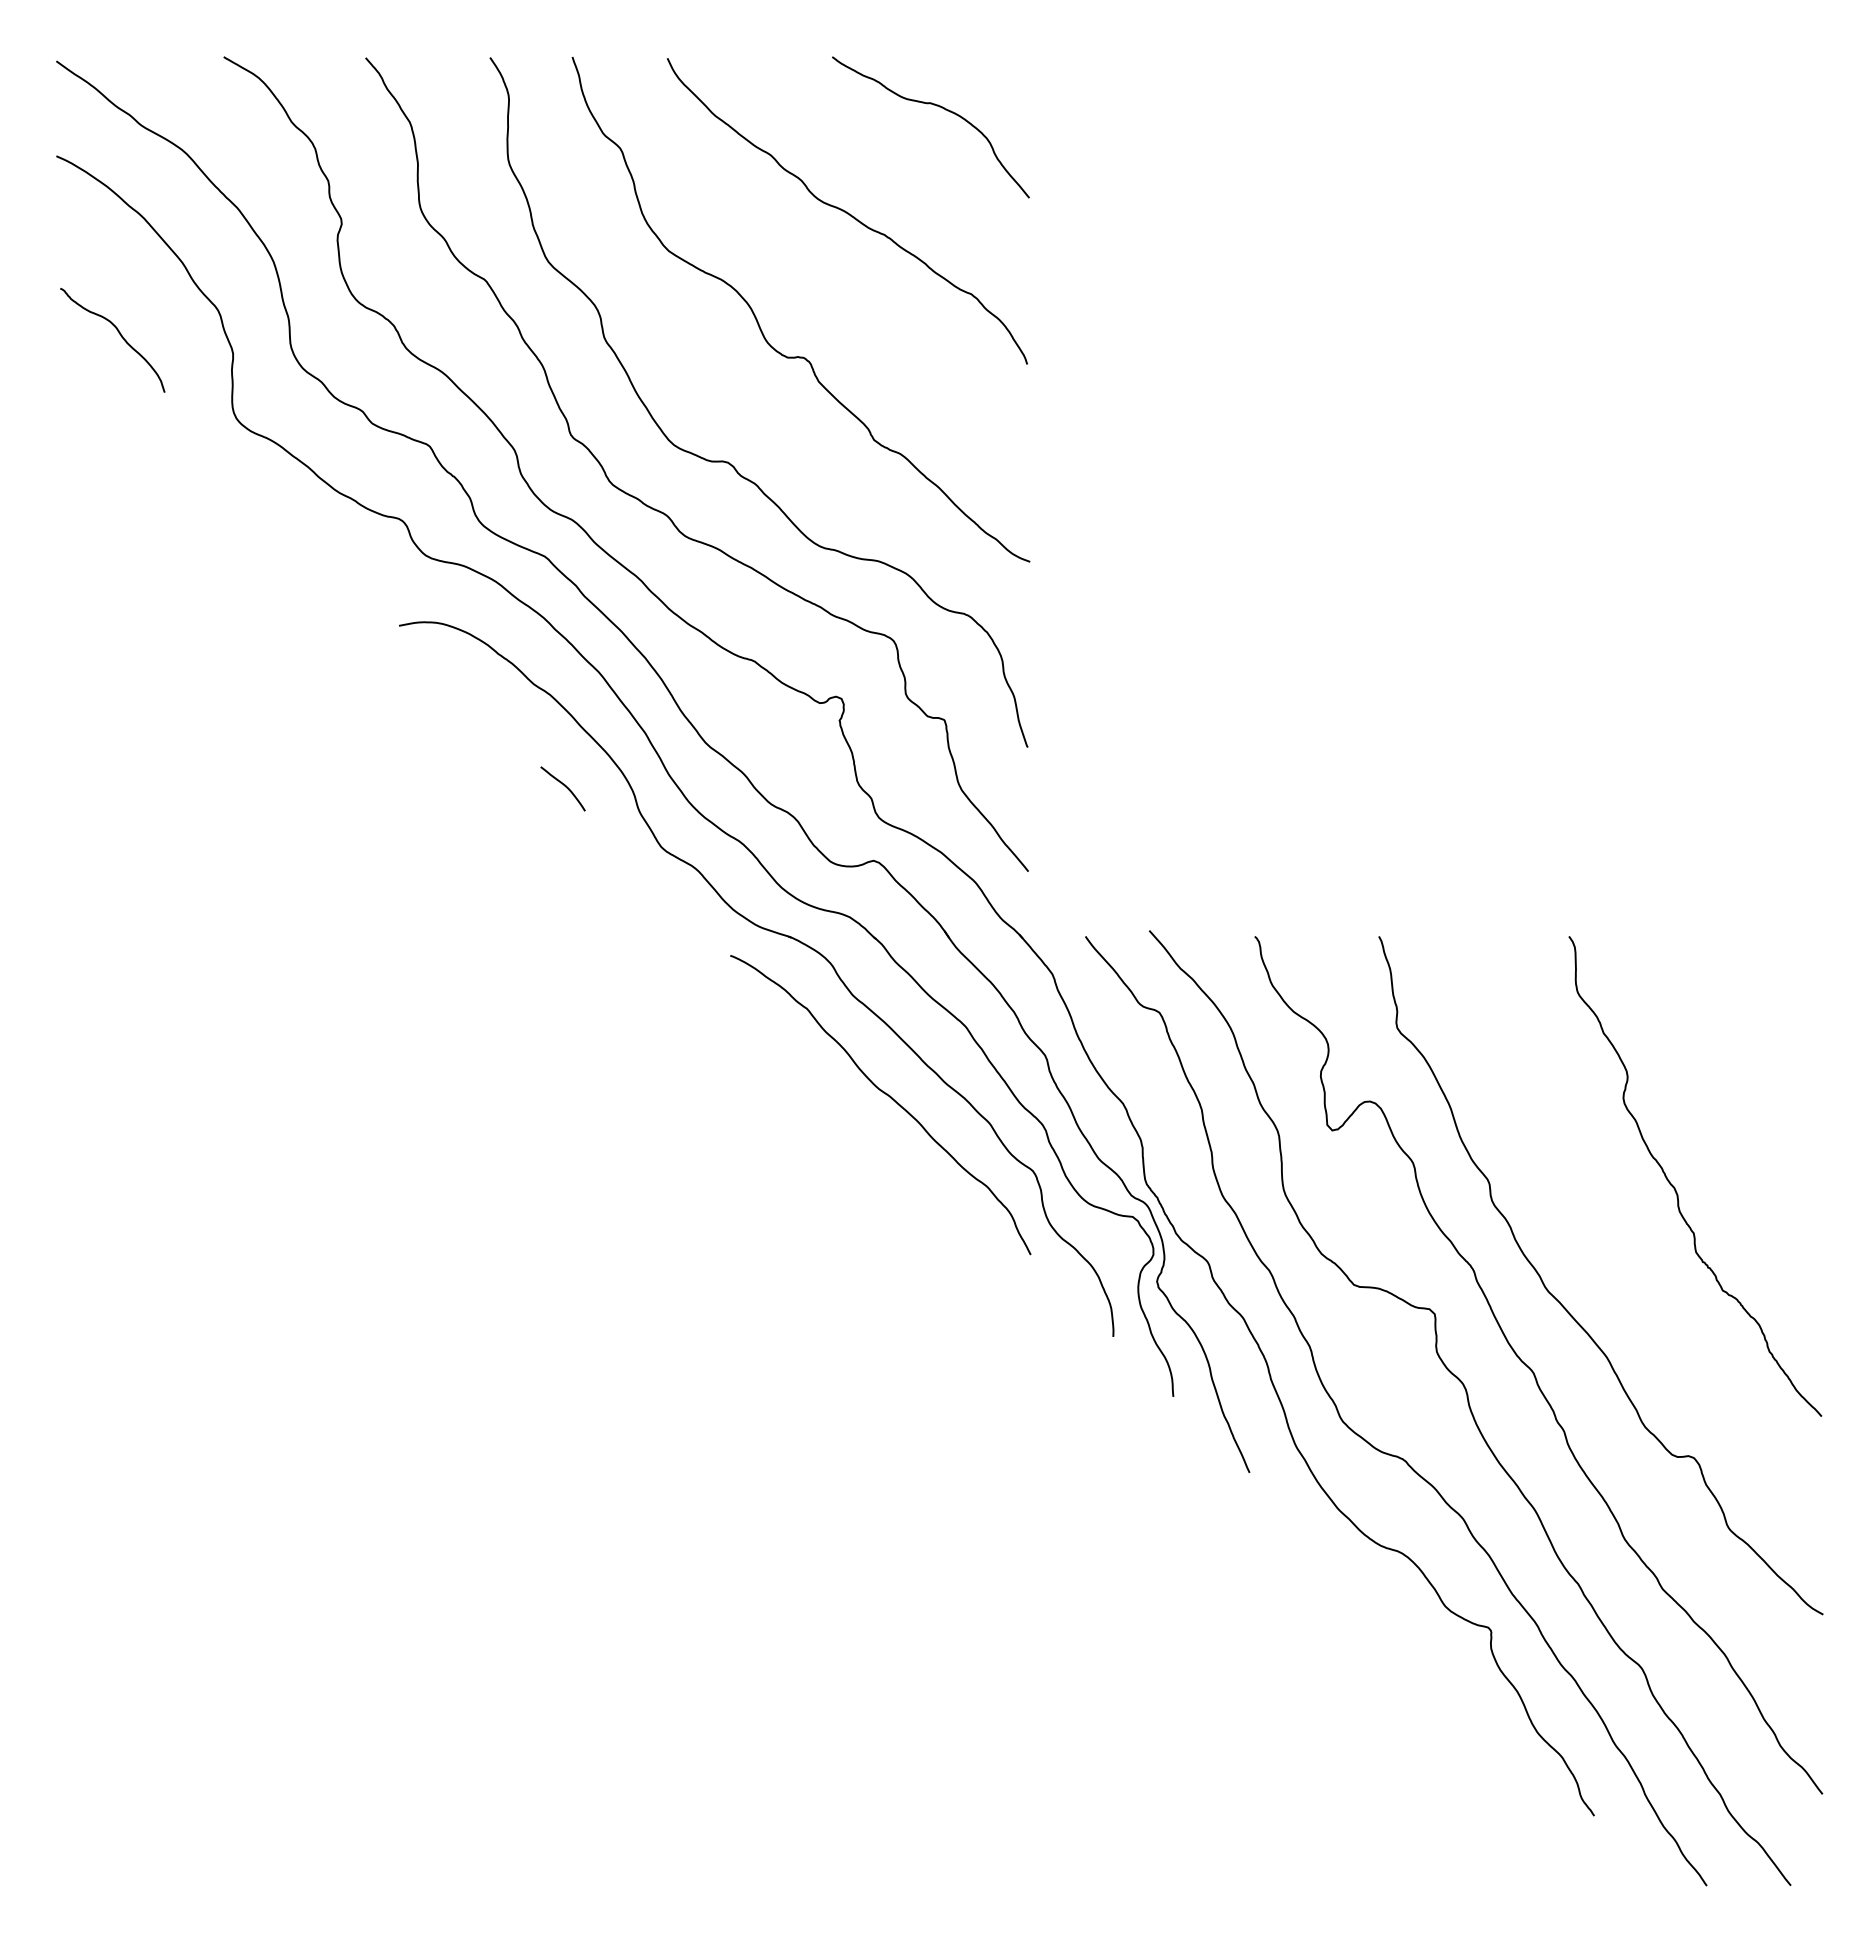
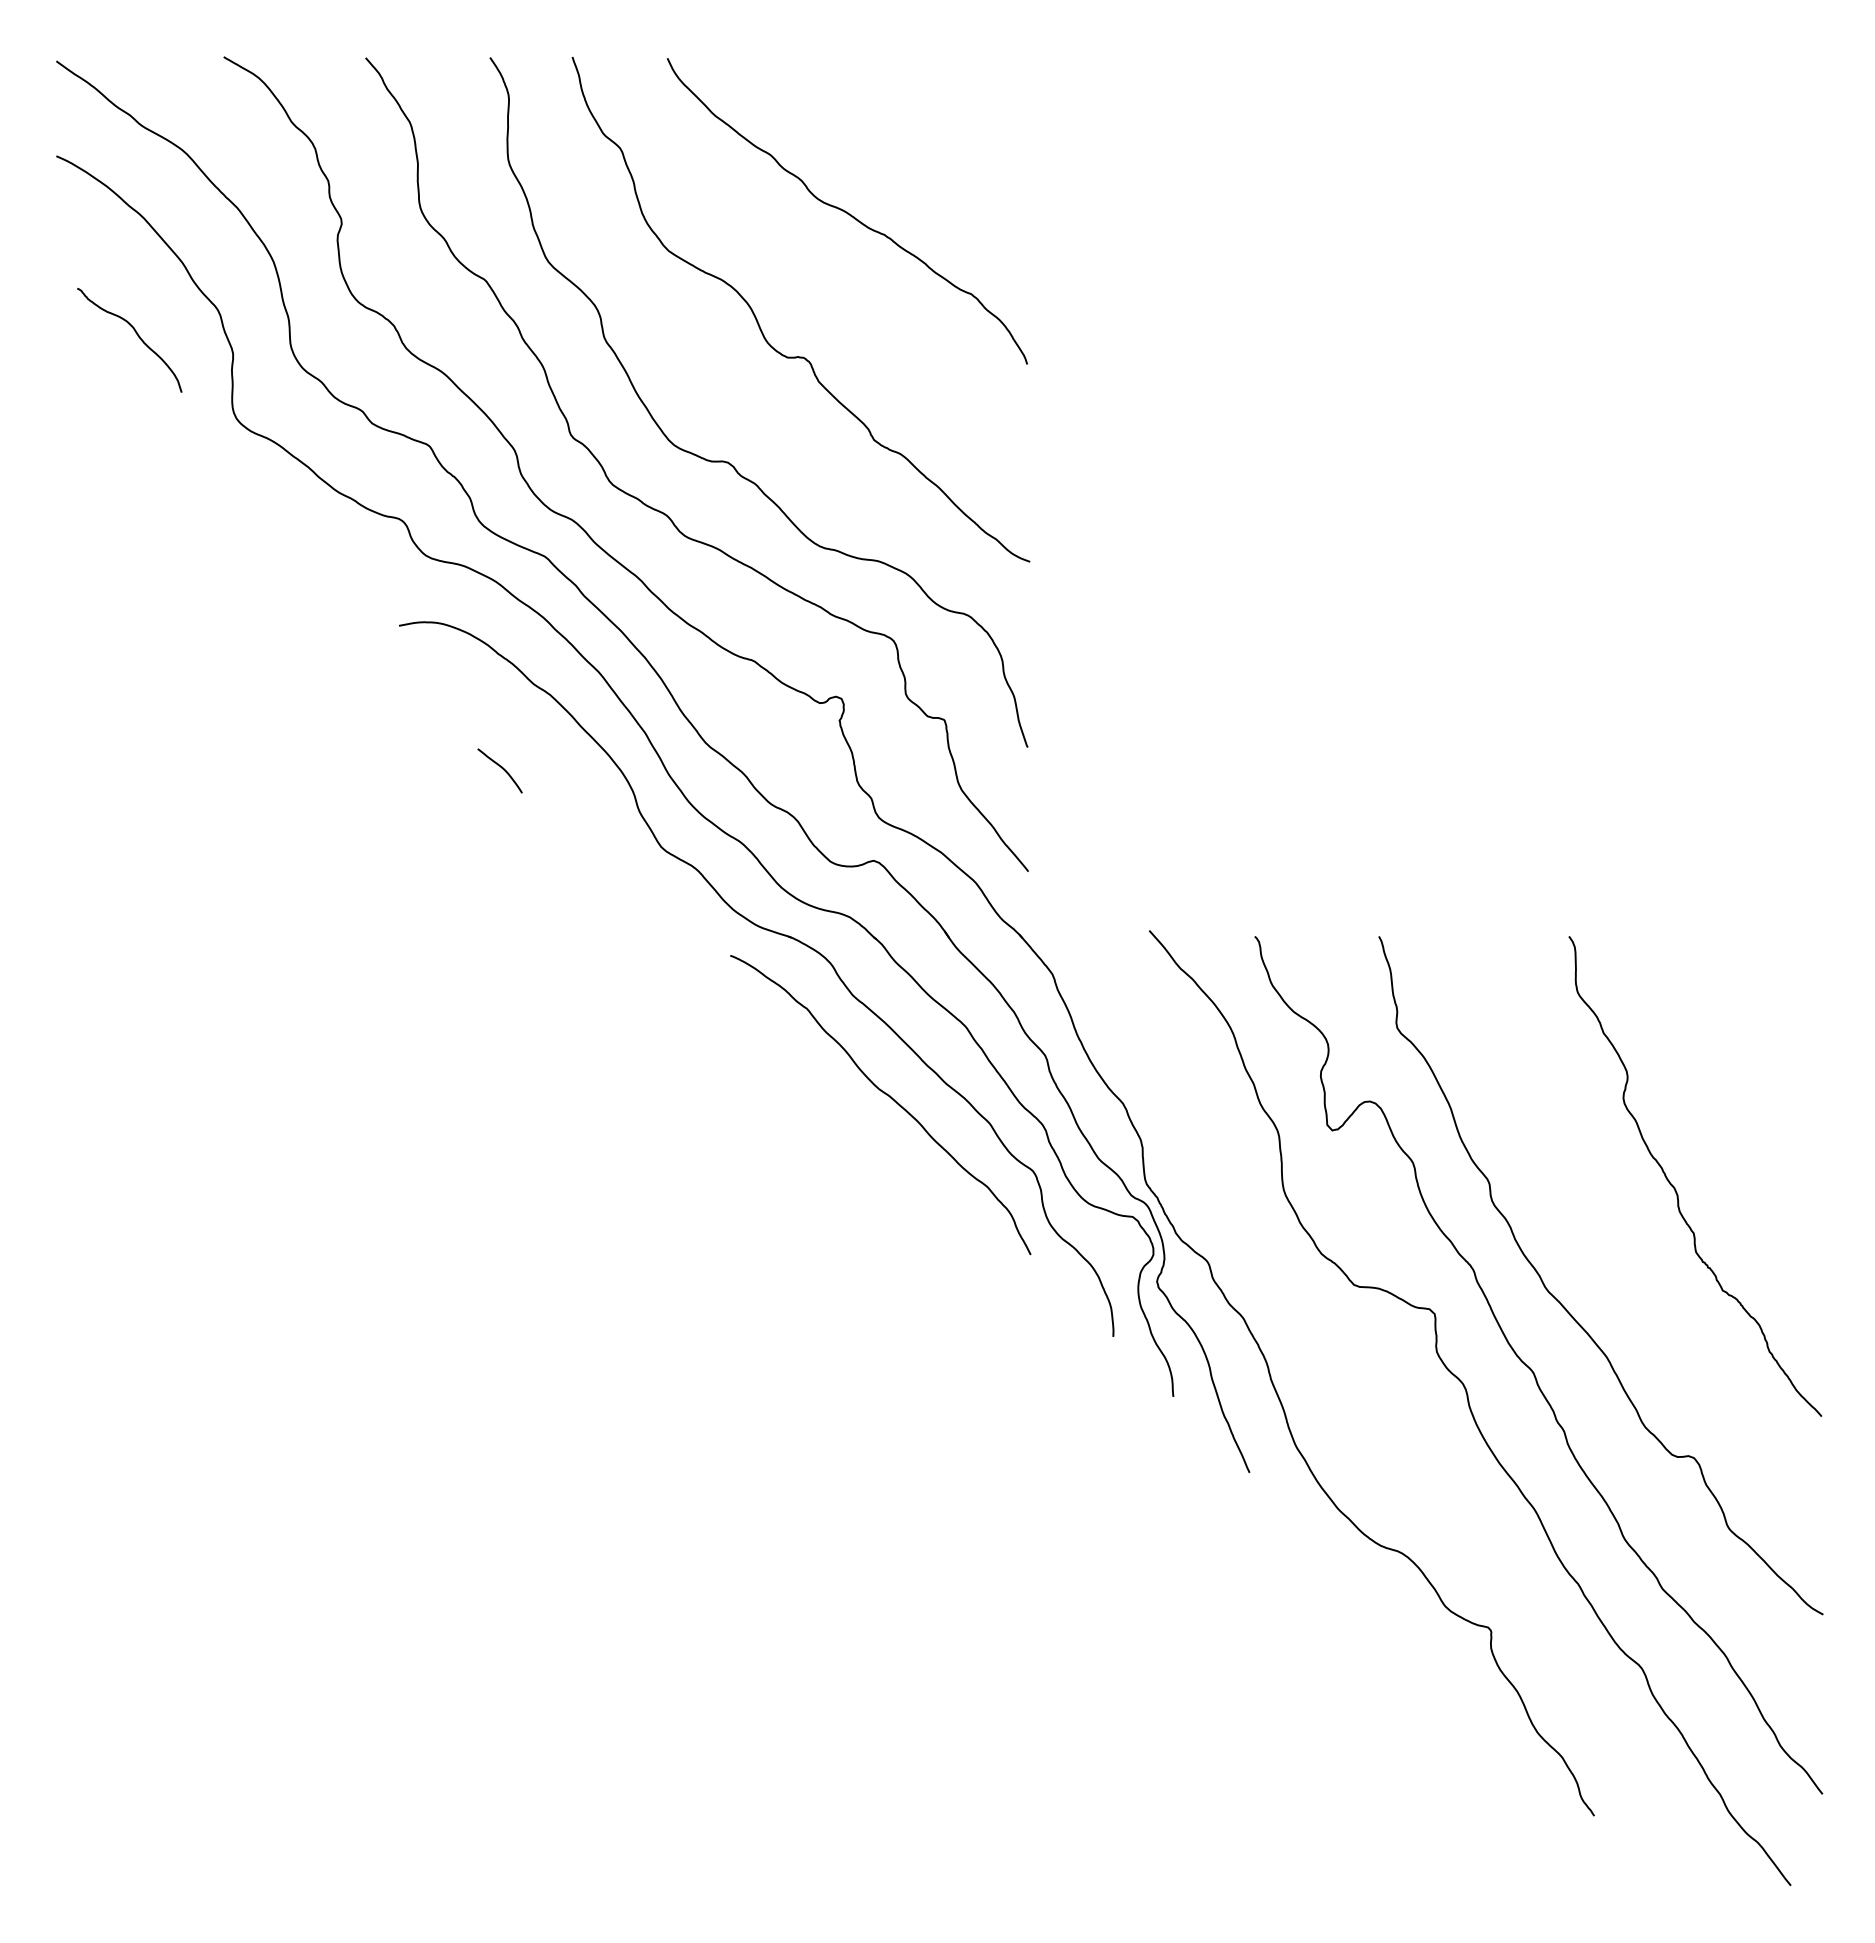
curve: present -> none (936, 106)
curve position: (120, 336) -> (137, 336) (137, 336)
curve position: (564, 786) -> (501, 768) (501, 768)
curve: present -> none (1368, 1441)
